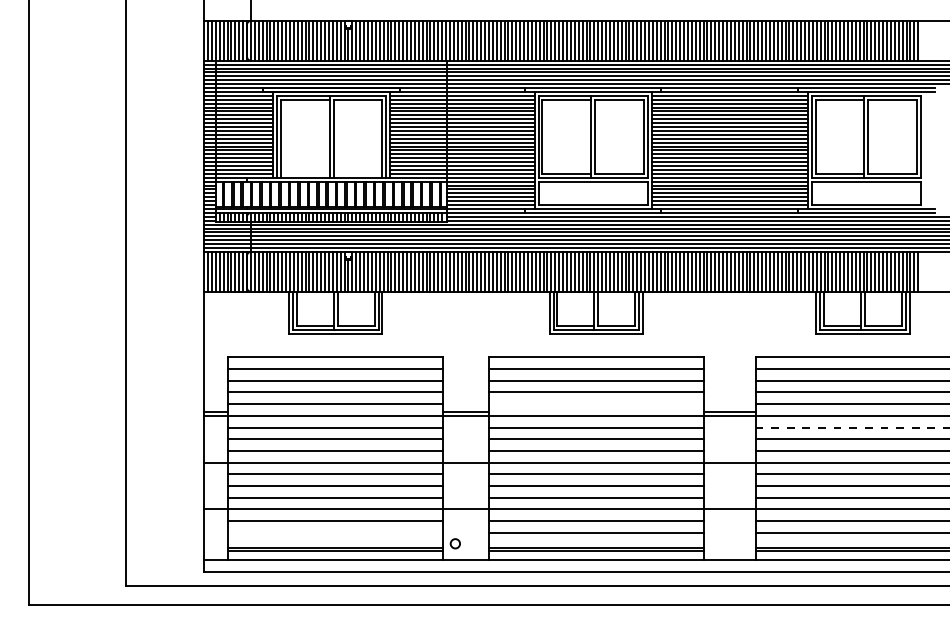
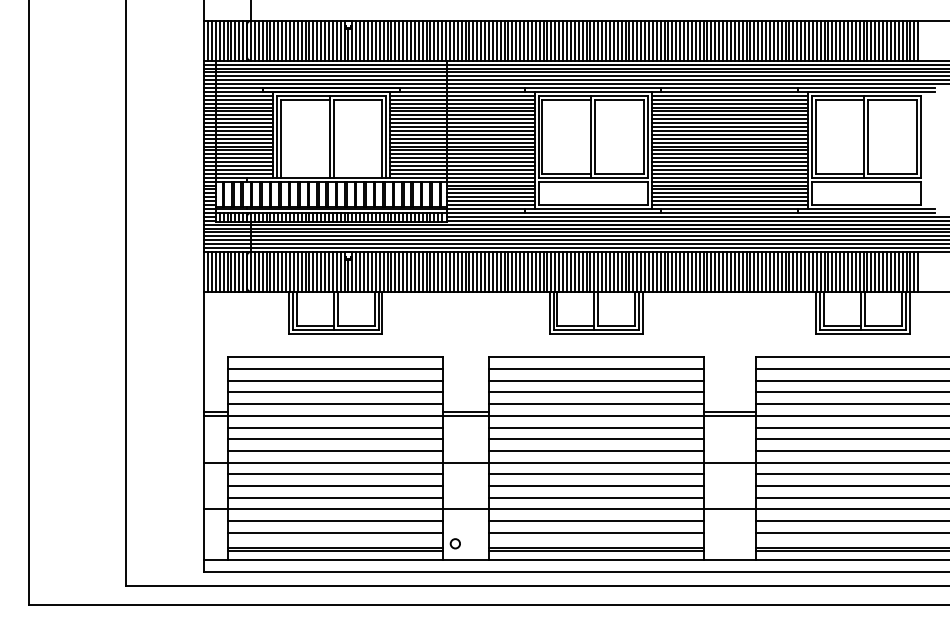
line: none -> present (596, 404)
line: dashed -> solid (852, 427)
line: none -> present (335, 532)
